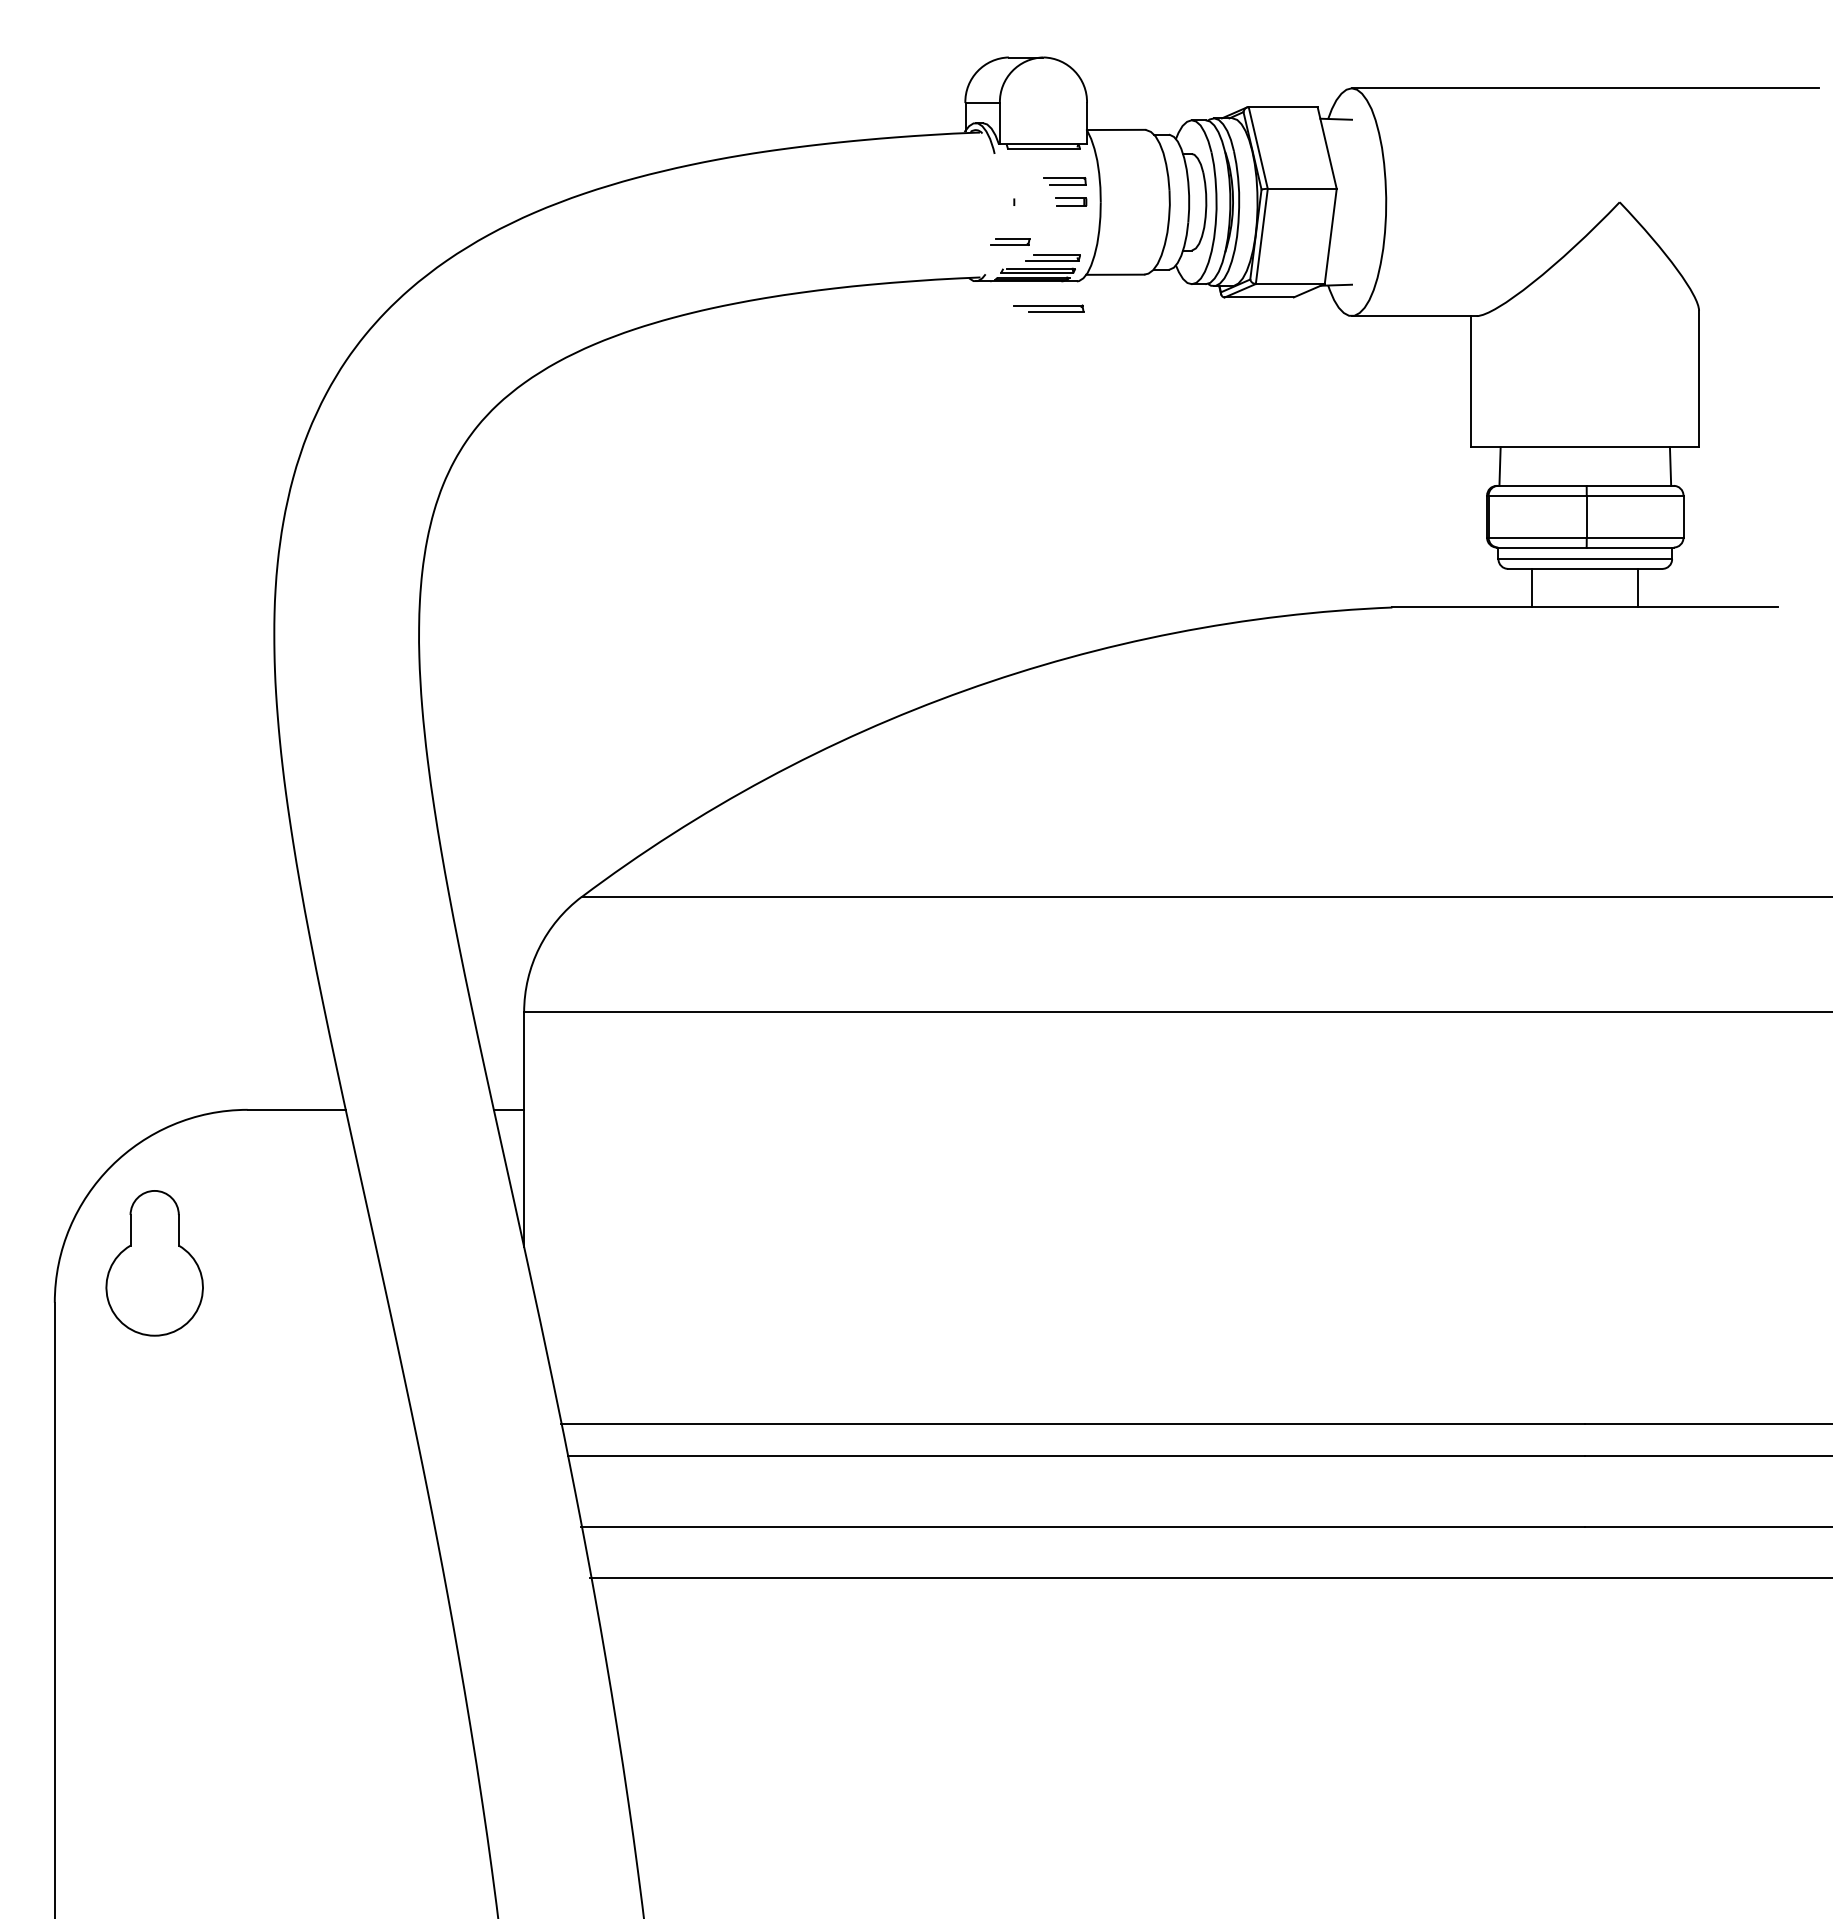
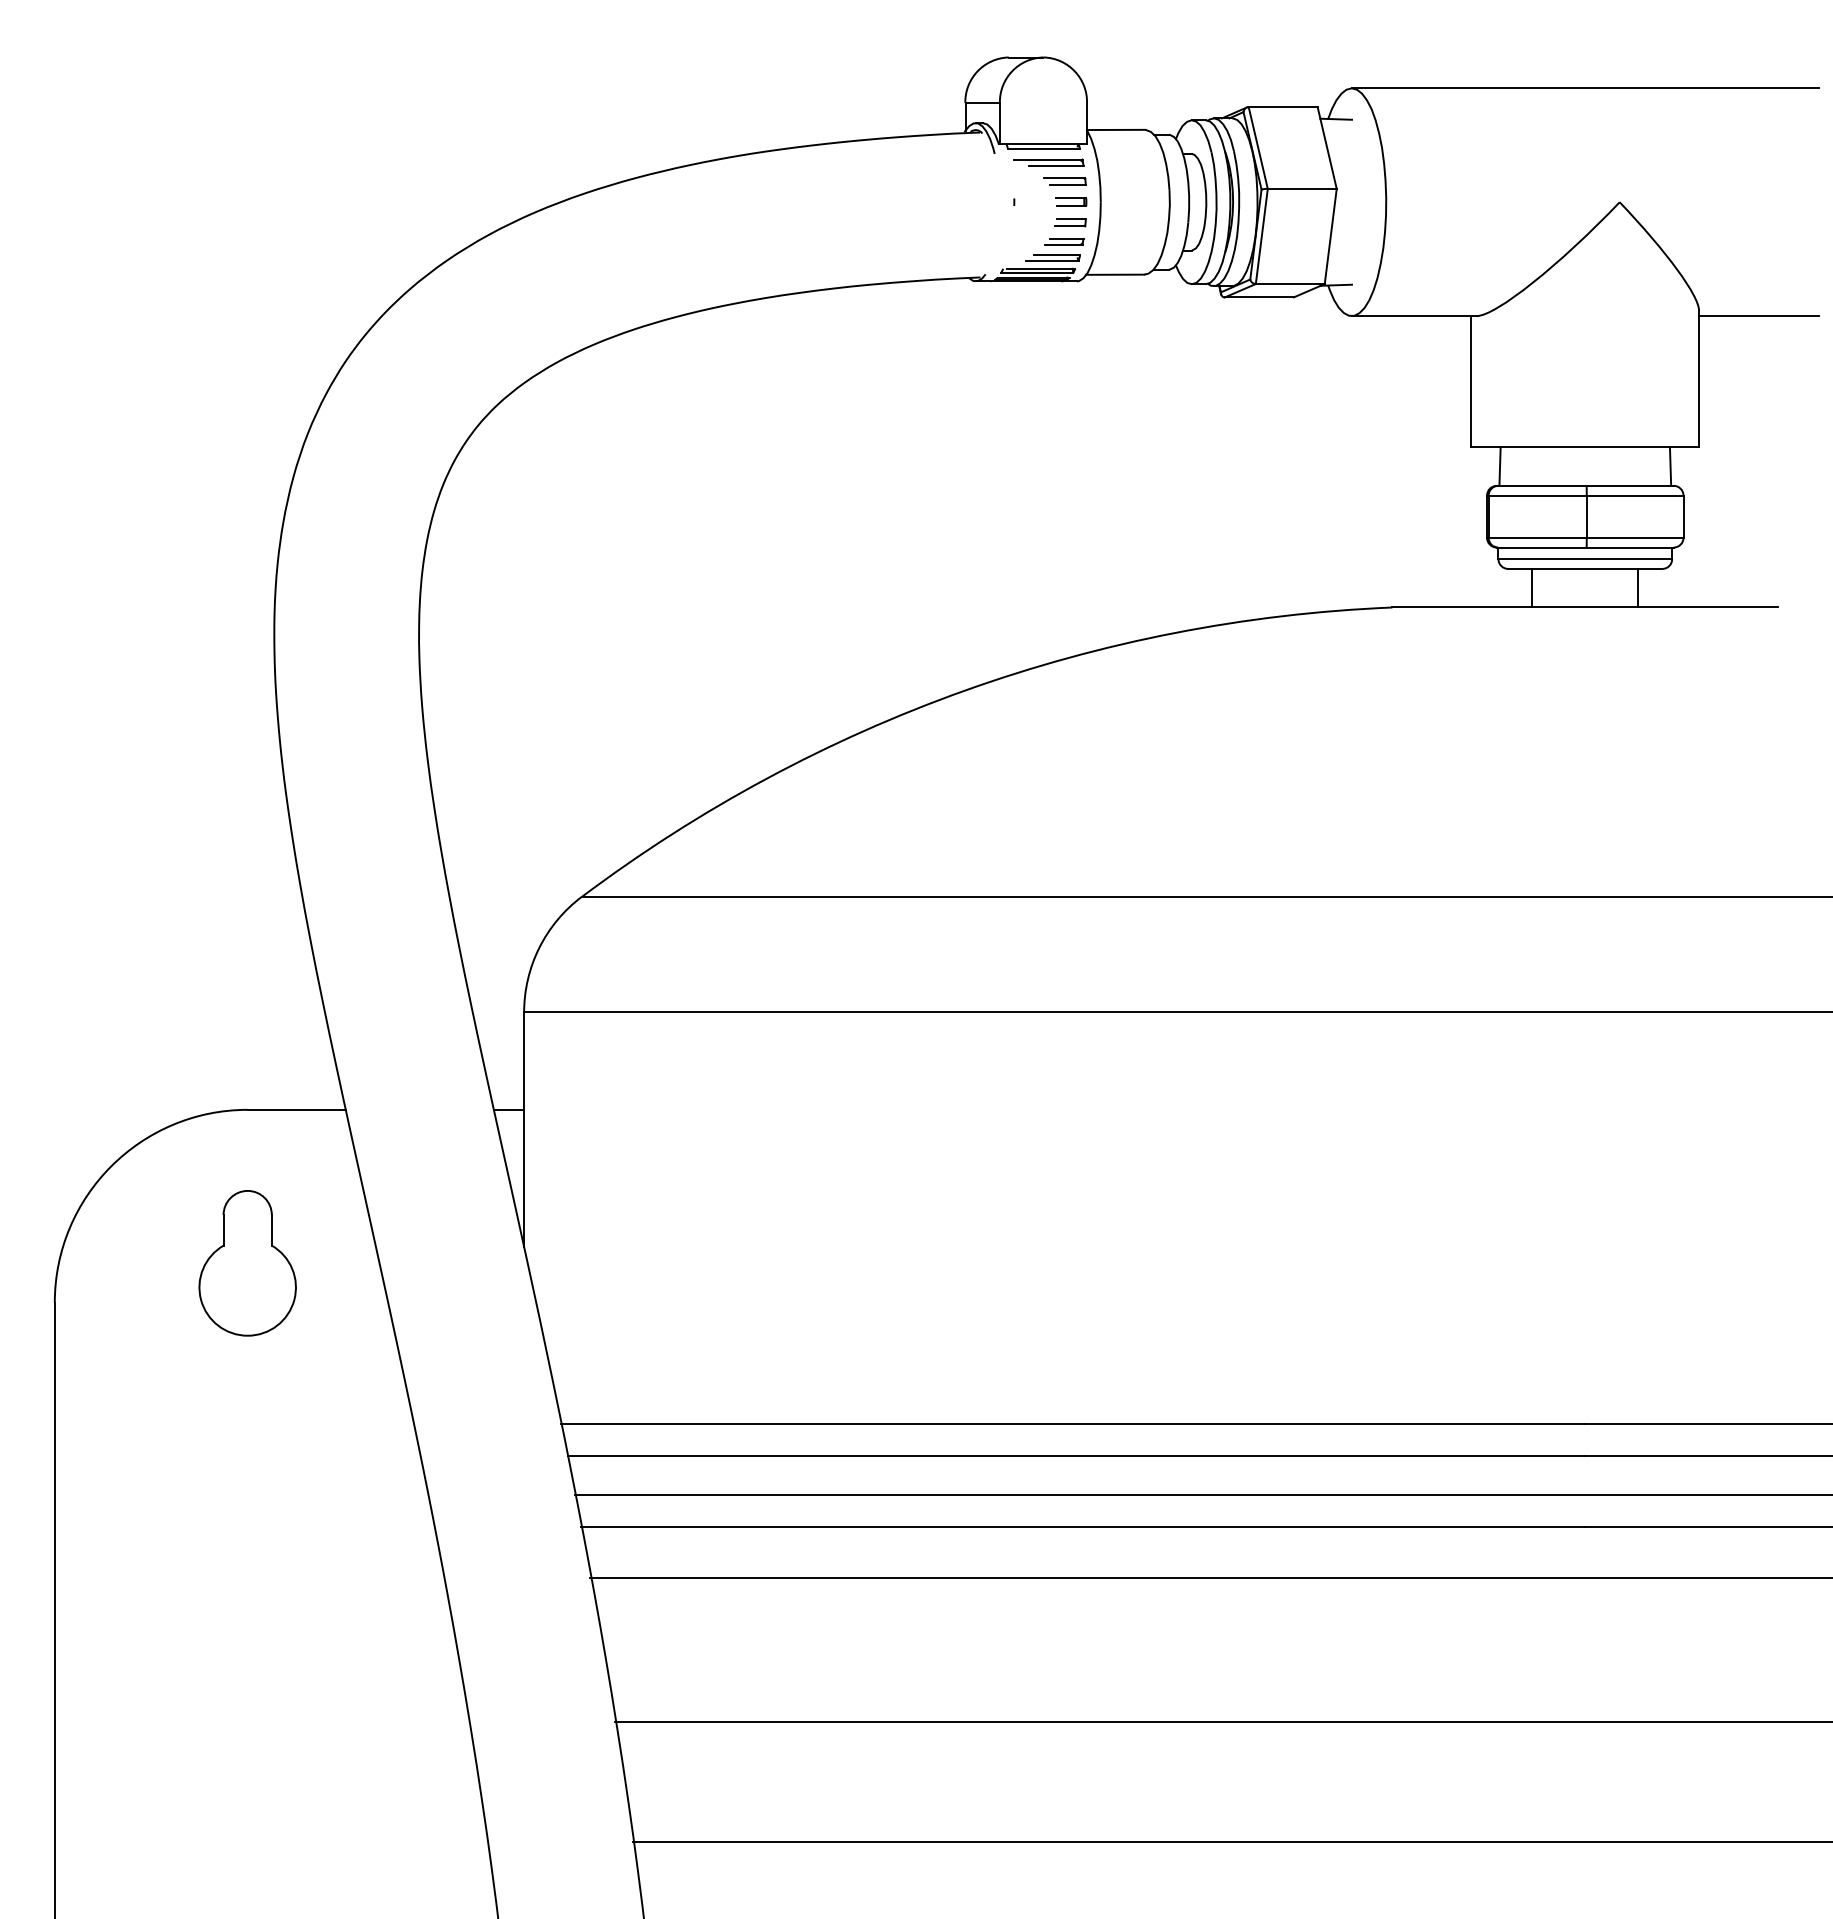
part: none -> present (1070, 222)
part position: (1010, 241) -> (1064, 241) (1064, 241)
part position: (1048, 308) -> (1048, 162) (1048, 162)
line: none -> present (1758, 316)
part position: (154, 1263) -> (247, 1263) (247, 1263)
line: none -> present (1201, 1494)
line: none -> present (1222, 1722)
line: none -> present (1231, 1842)
